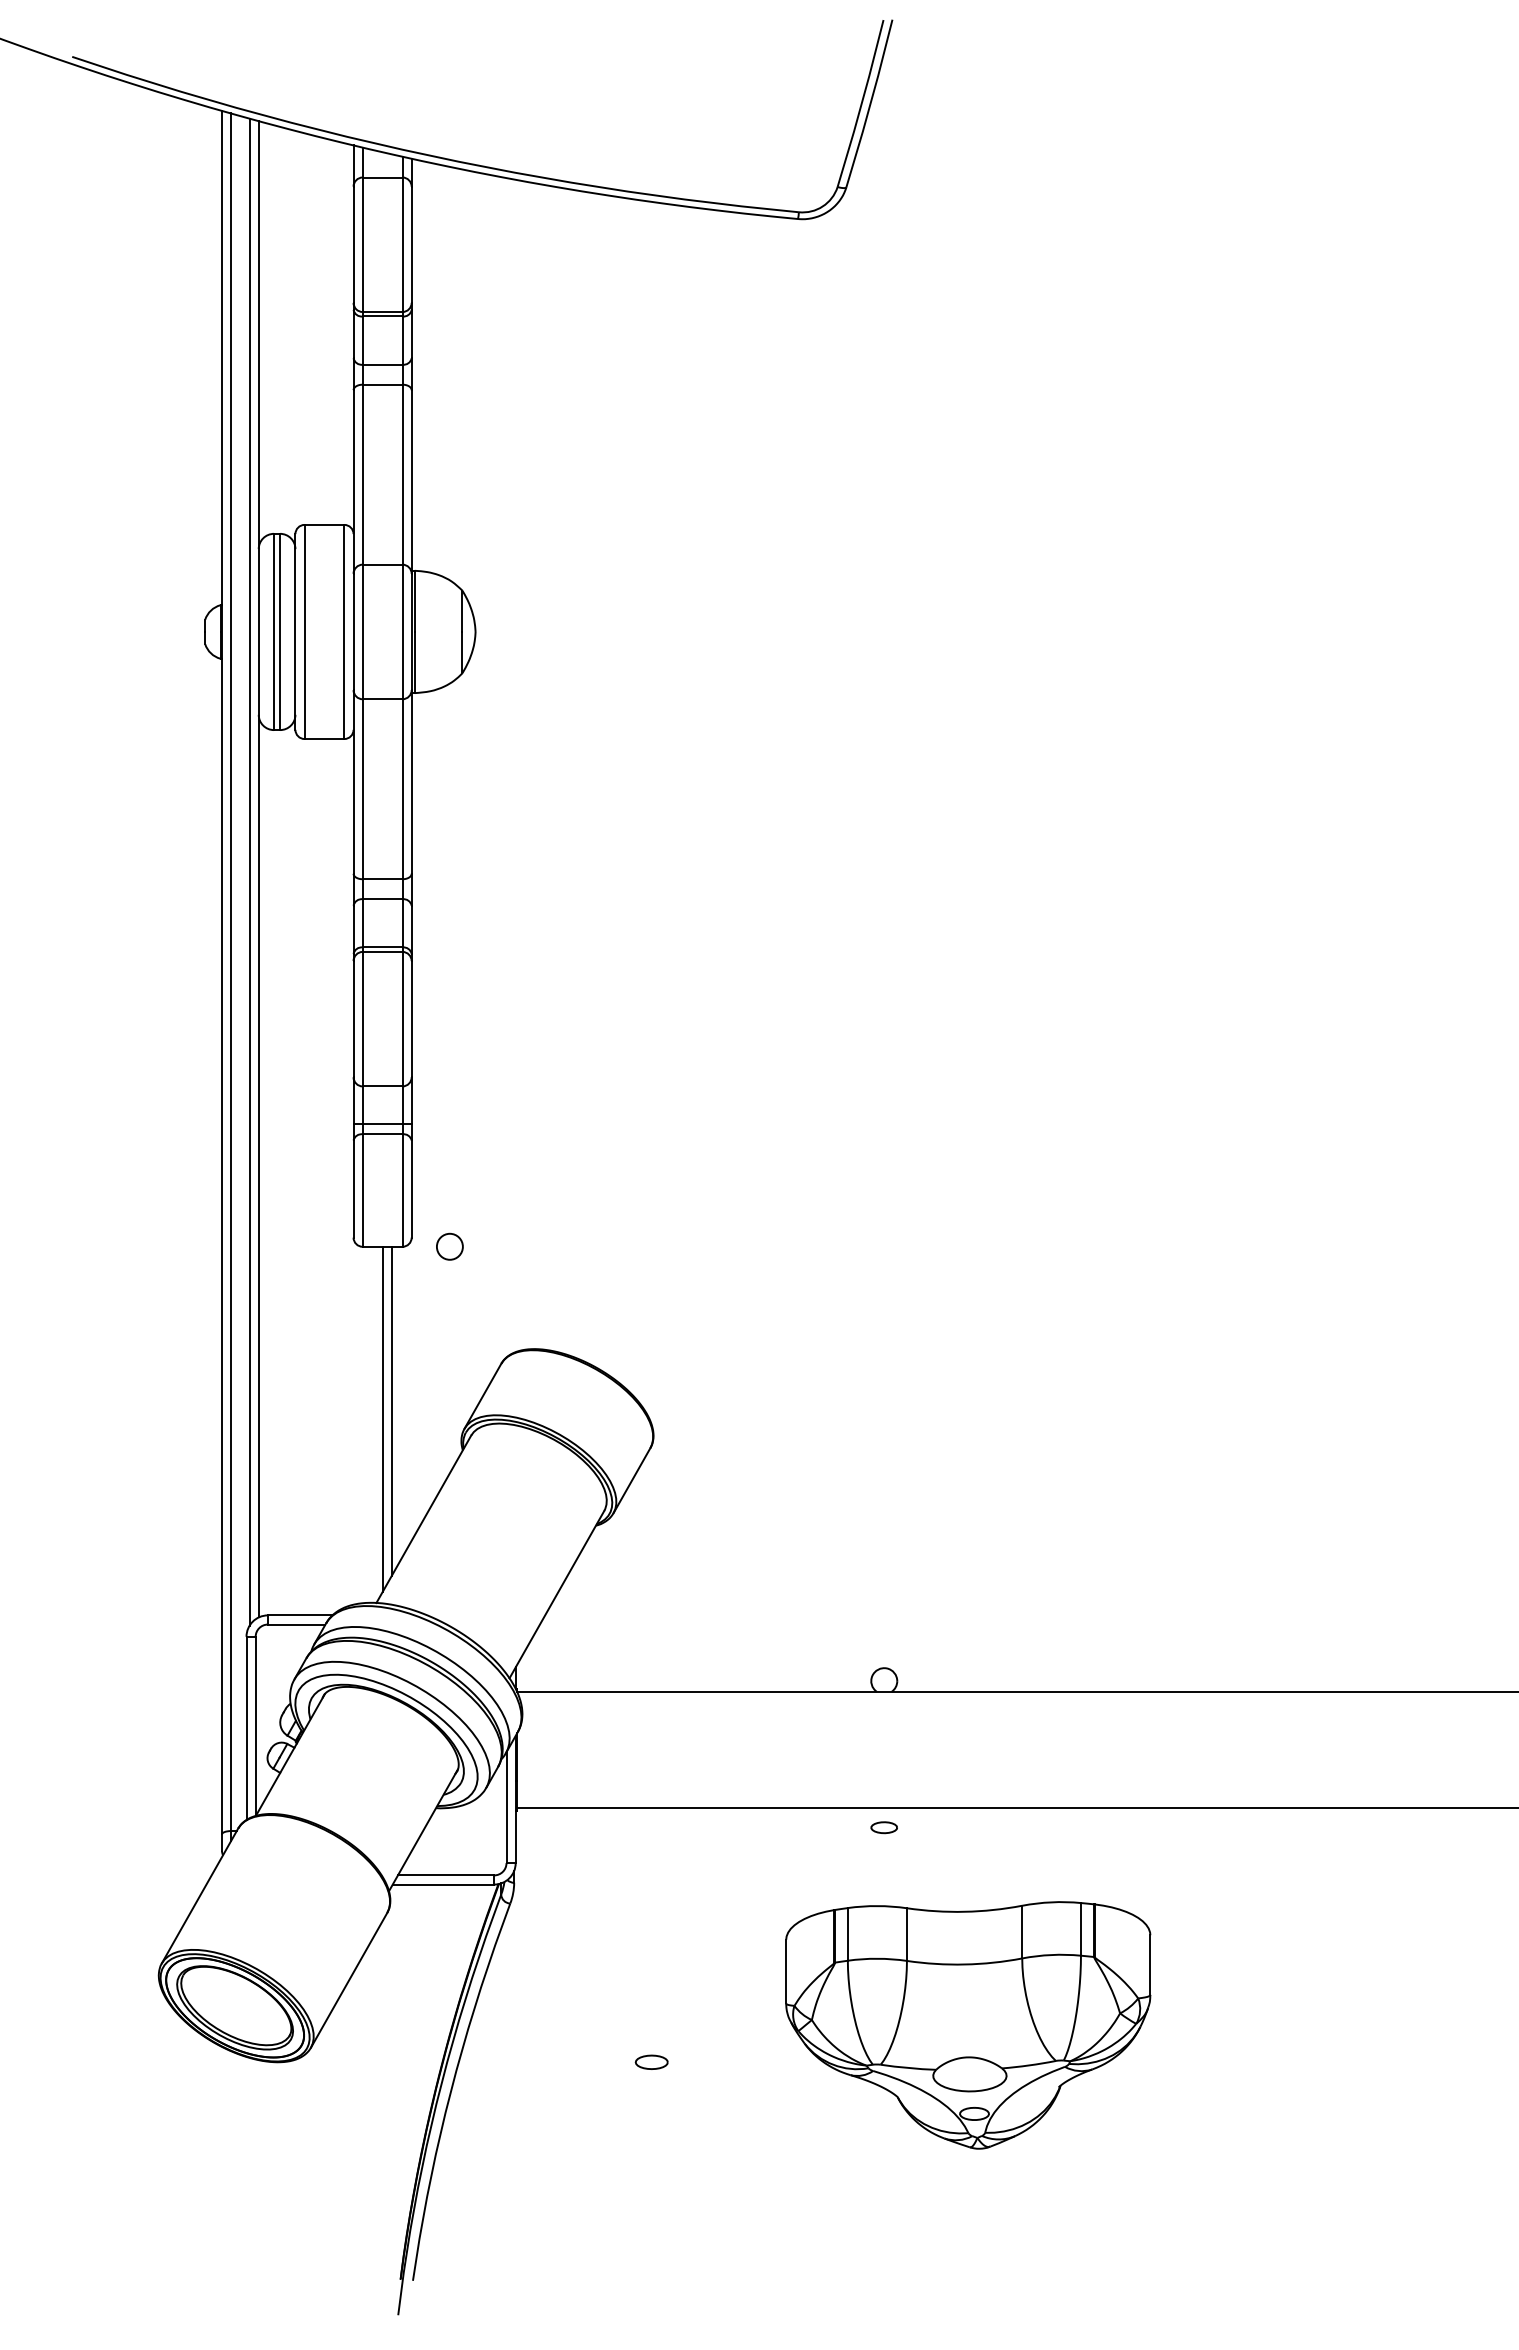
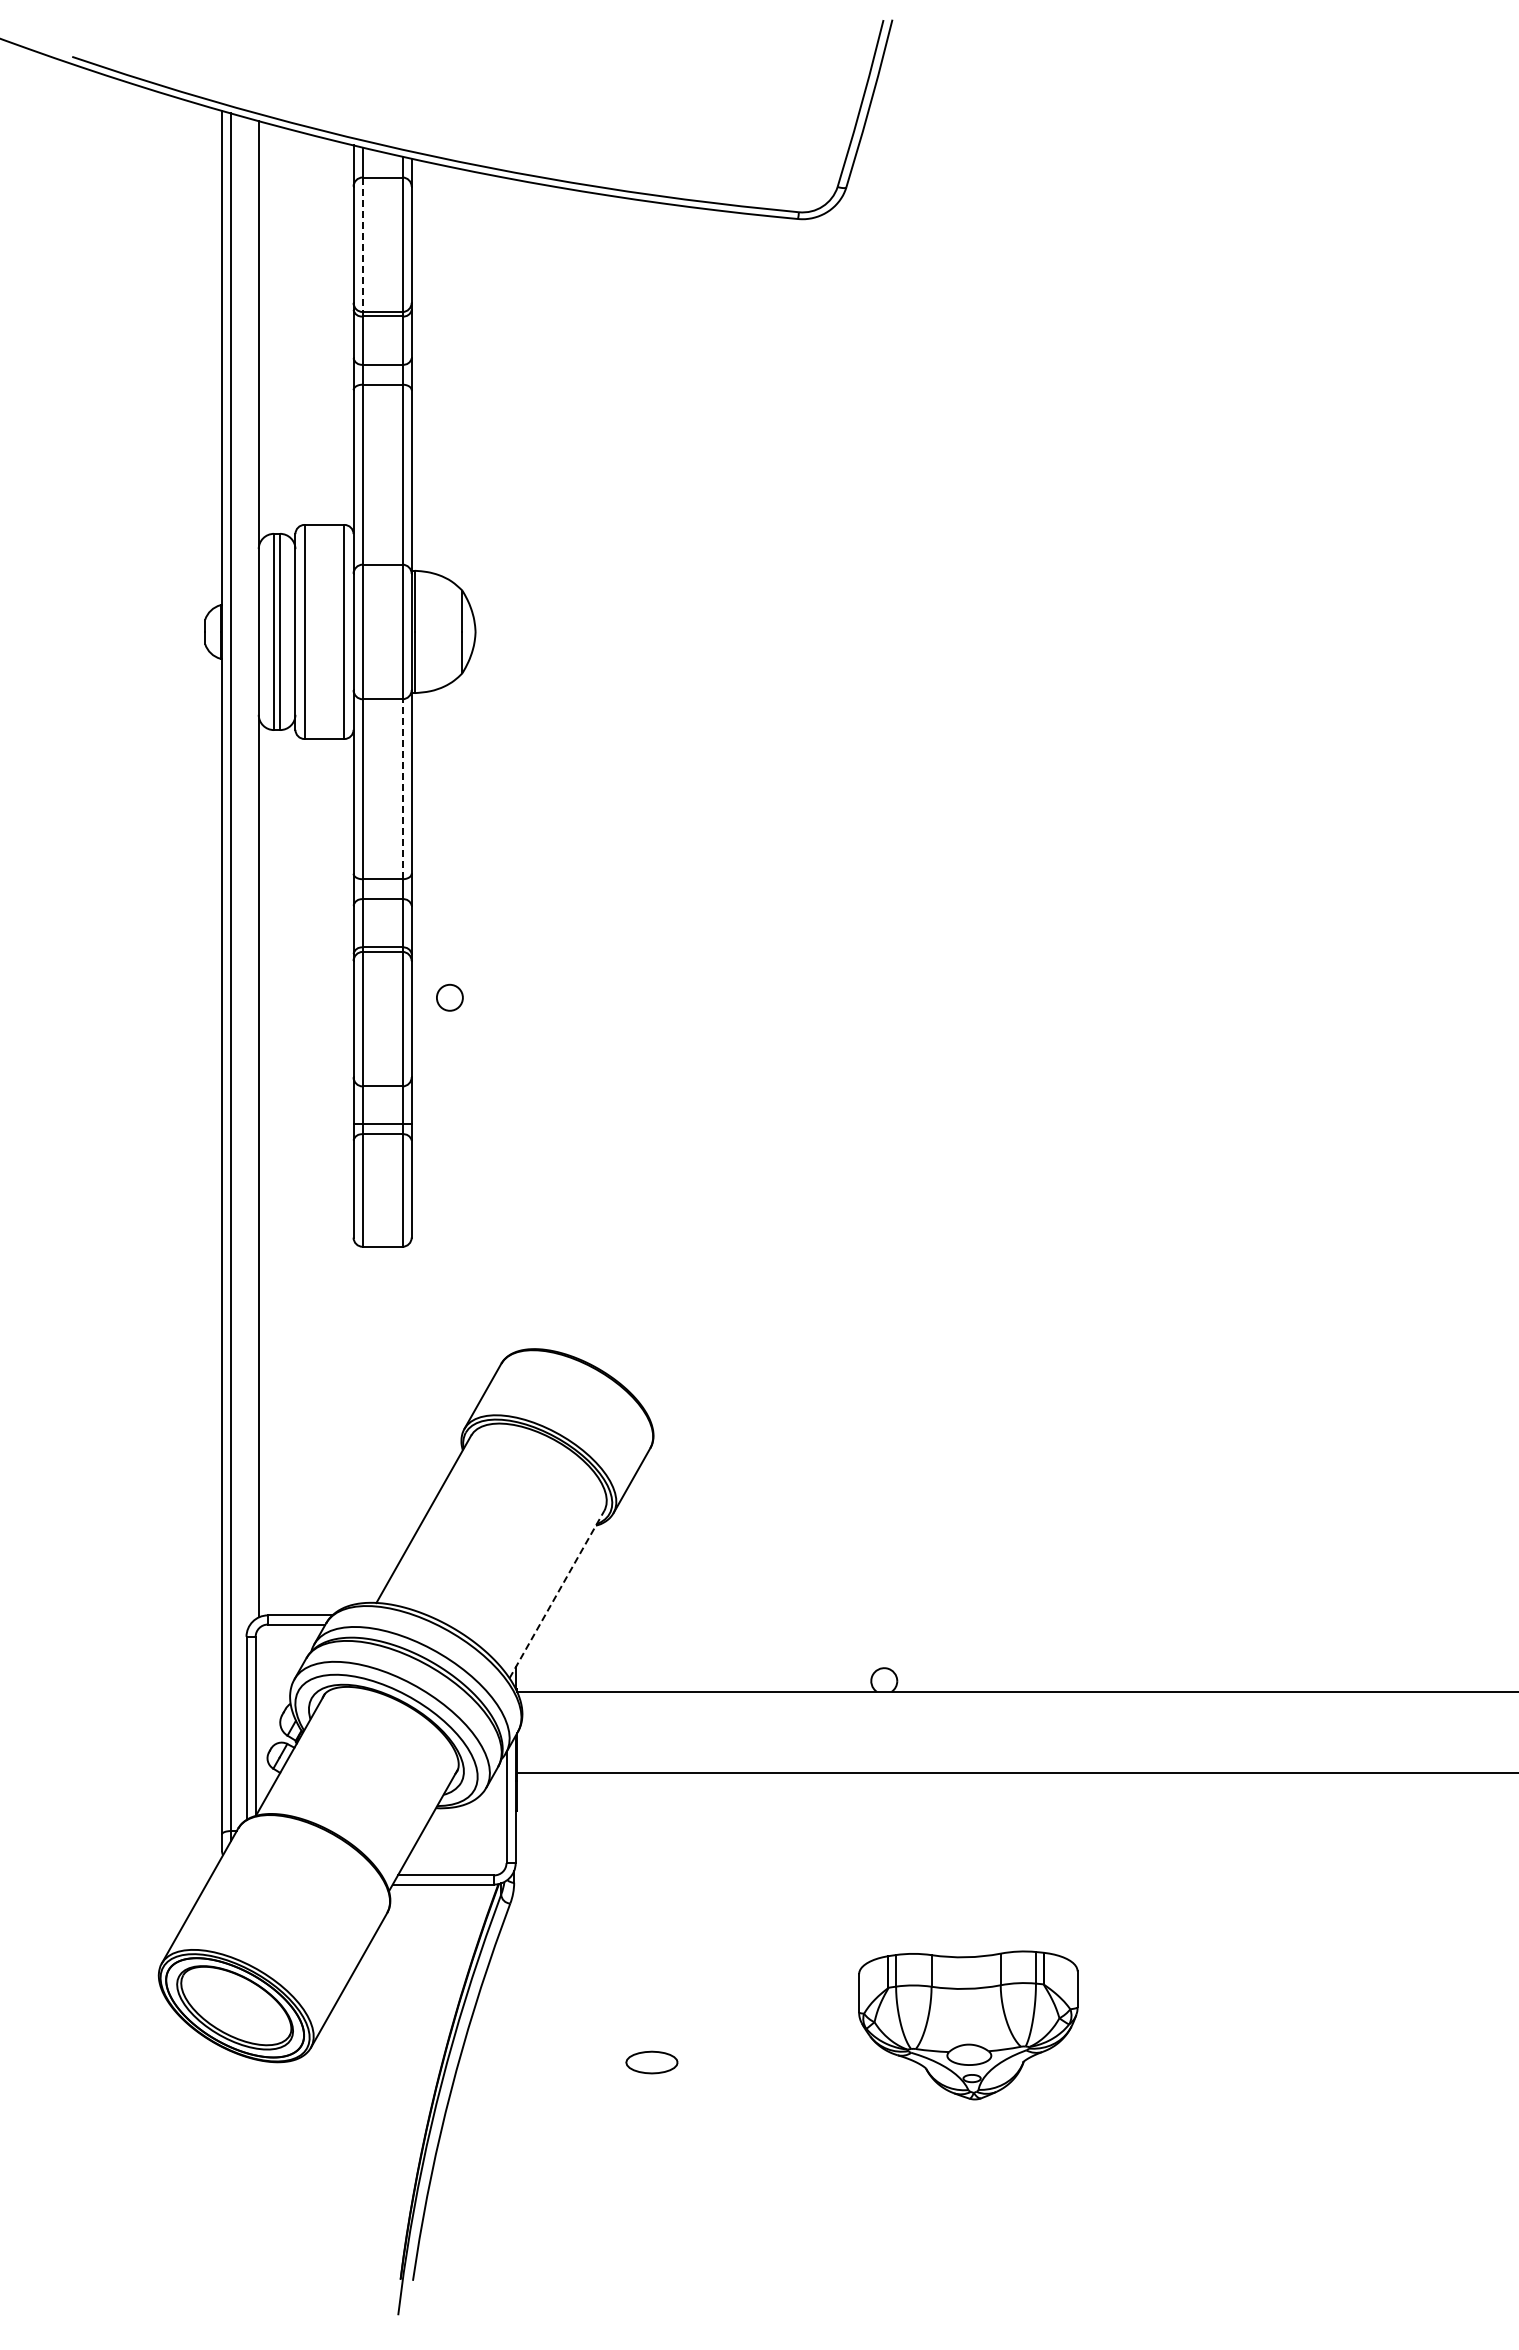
line: solid -> dashed (362, 245)
line: solid -> dashed (402, 789)
line: present -> none (249, 871)
circle position: (449, 1246) -> (449, 997) (449, 997)
line: present -> none (391, 1410)
line: present -> none (382, 1419)
line: solid -> dashed (557, 1594)
line position: (1016, 1808) -> (1016, 1773) (1016, 1773)
part: present -> none (883, 1827)
part size: 367x249 px -> 221x151 px (968, 2025)
part size: 35x16 px -> 54x25 px (651, 2062)
